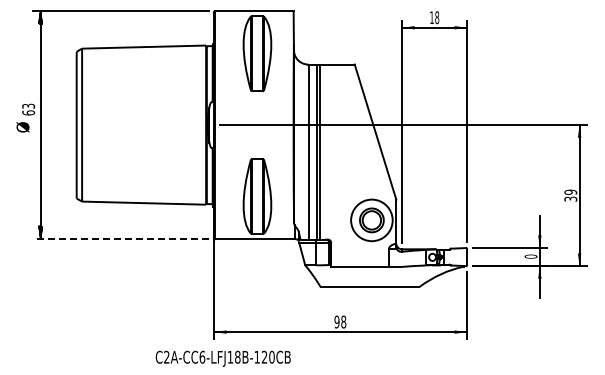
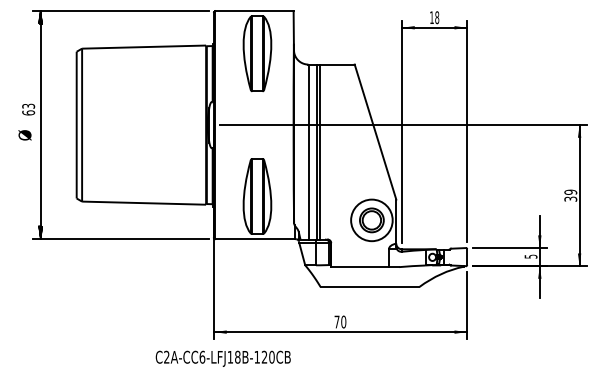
text position: (22, 127) -> (24, 135) (24, 135)
line: dashed -> solid (120, 239)
text: 0 -> 5 (530, 256)
text: 98 -> 70 (340, 321)
